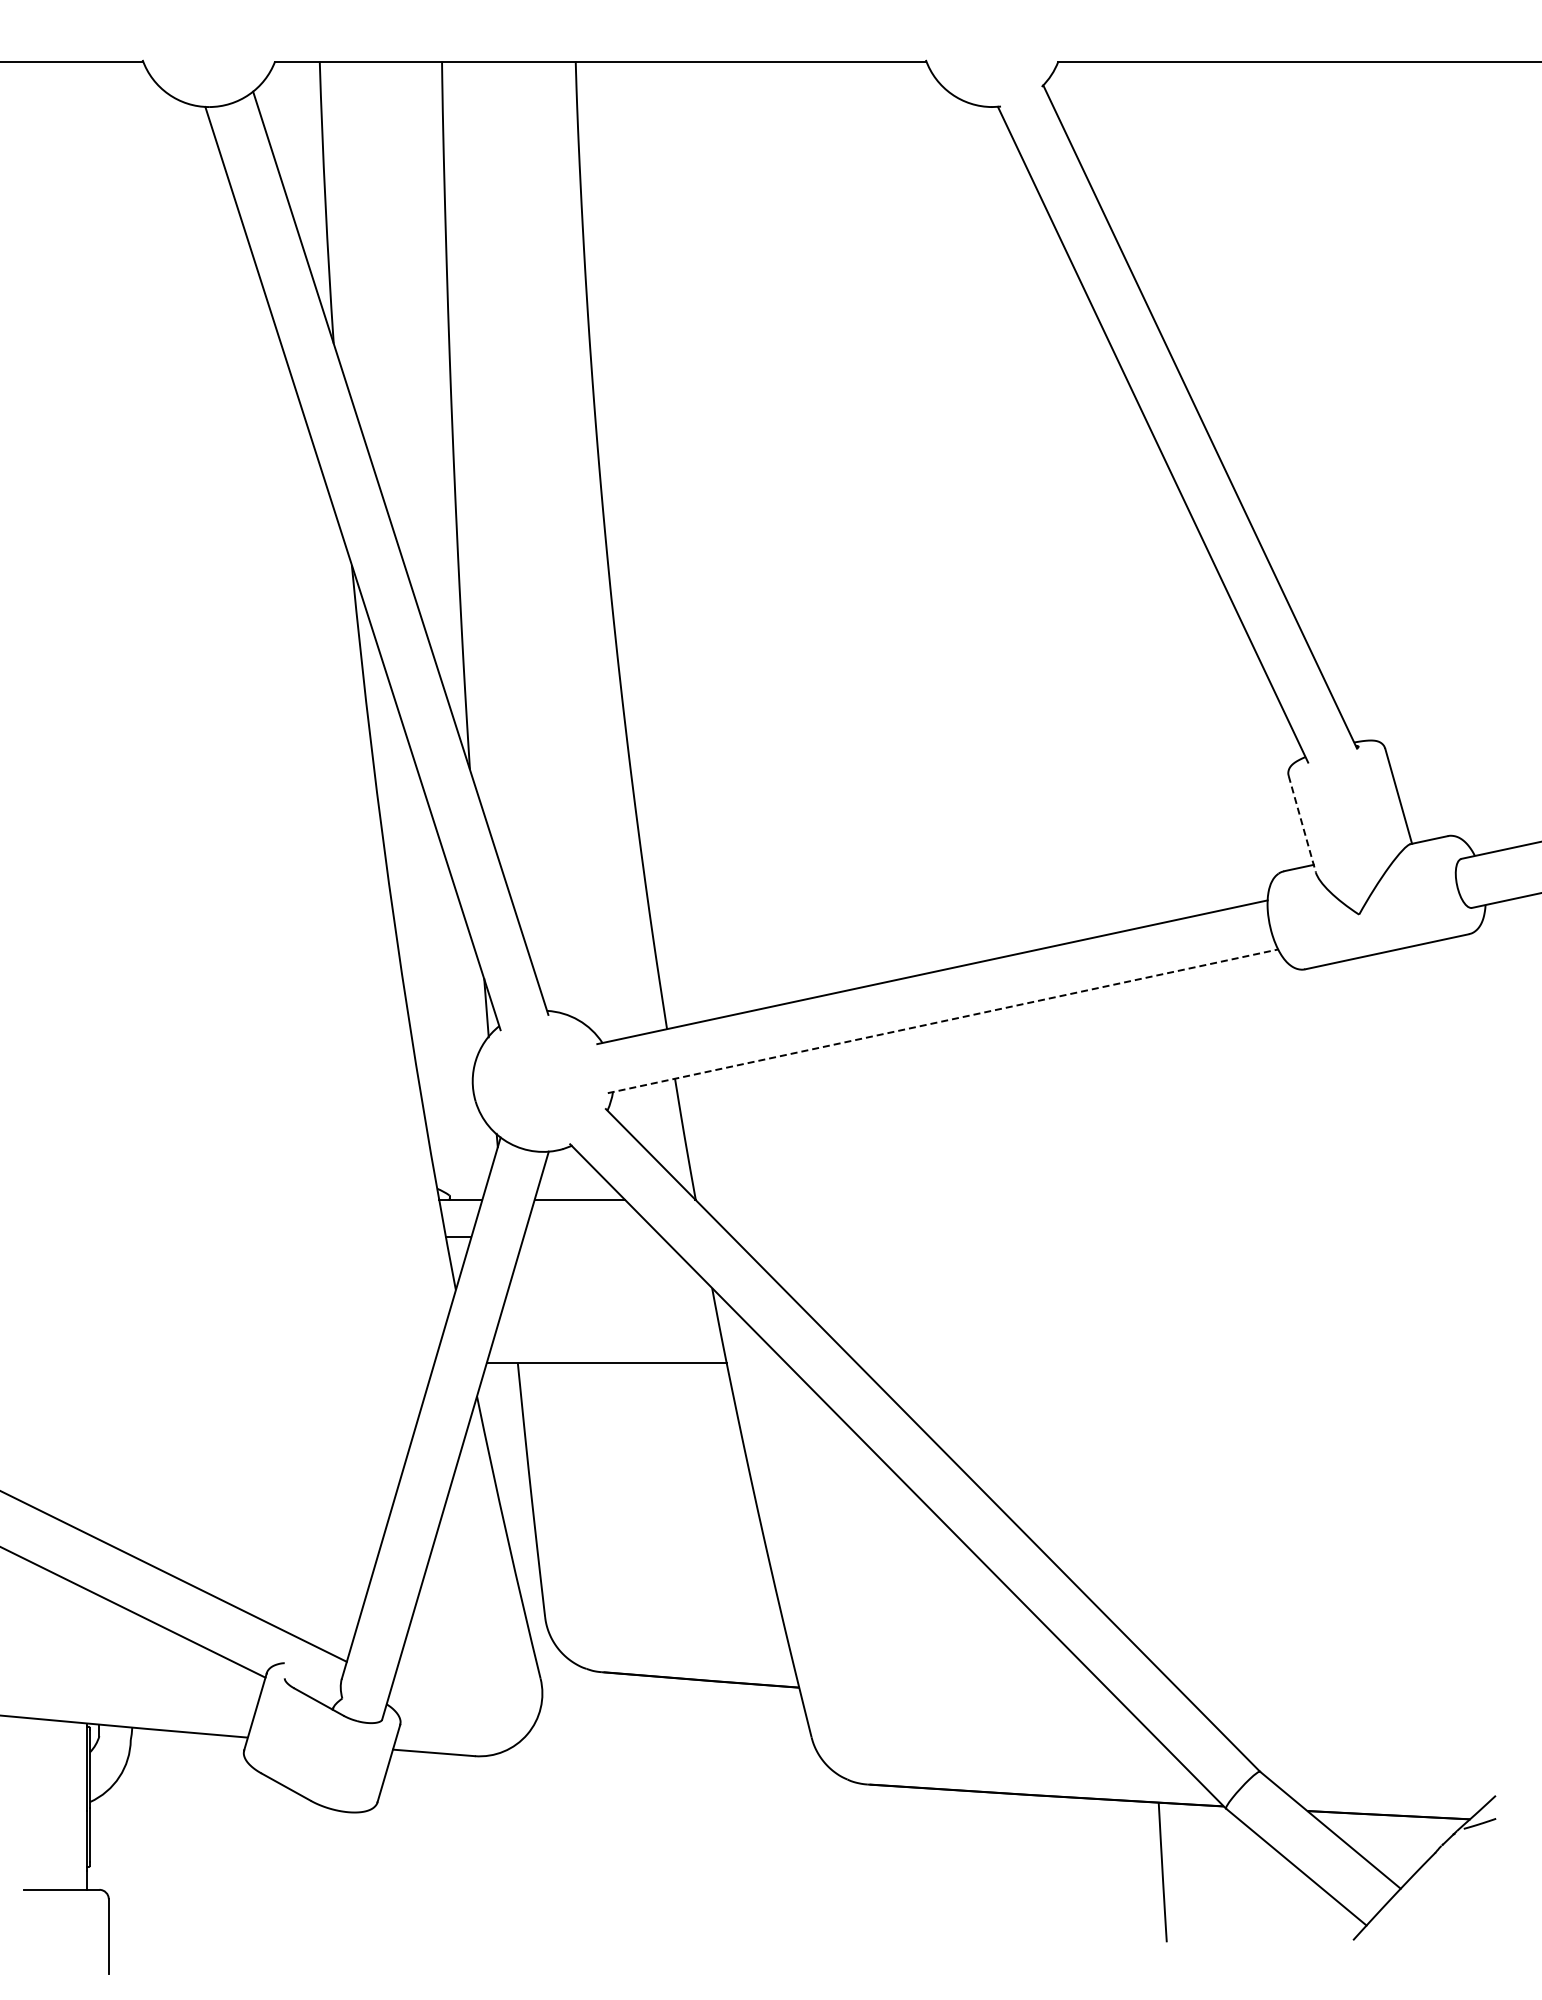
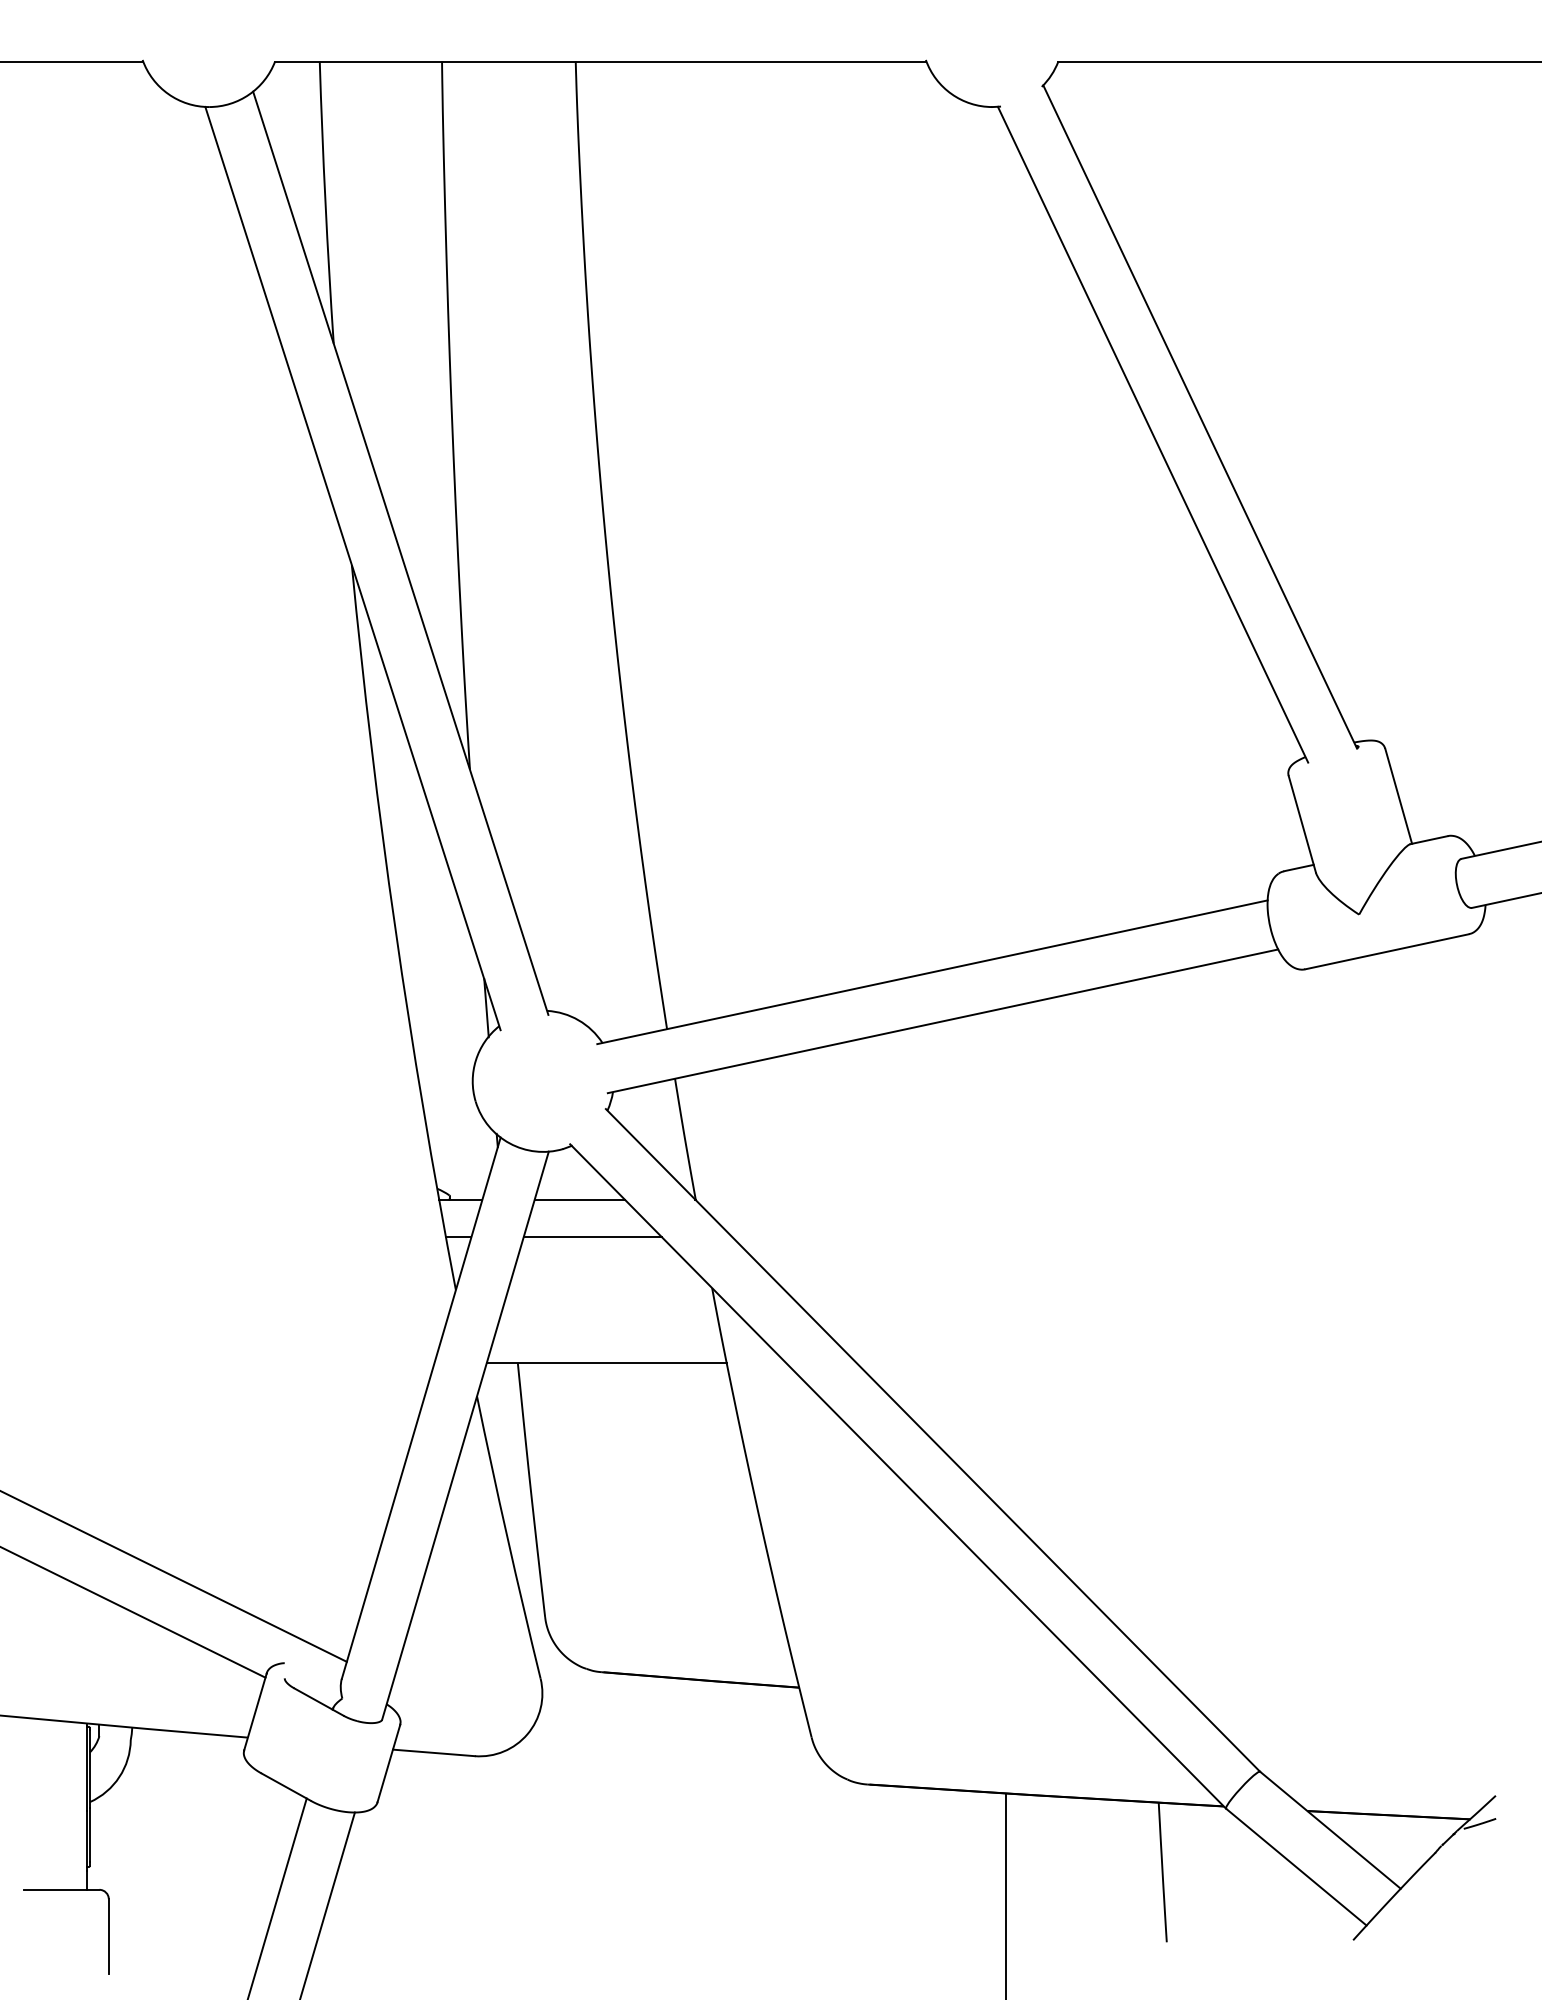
line: dashed -> solid (1302, 824)
line: dashed -> solid (943, 1021)
line: none -> present (592, 1237)
line: none -> present (1005, 1894)
line: none -> present (277, 1897)
line: none -> present (327, 1904)
